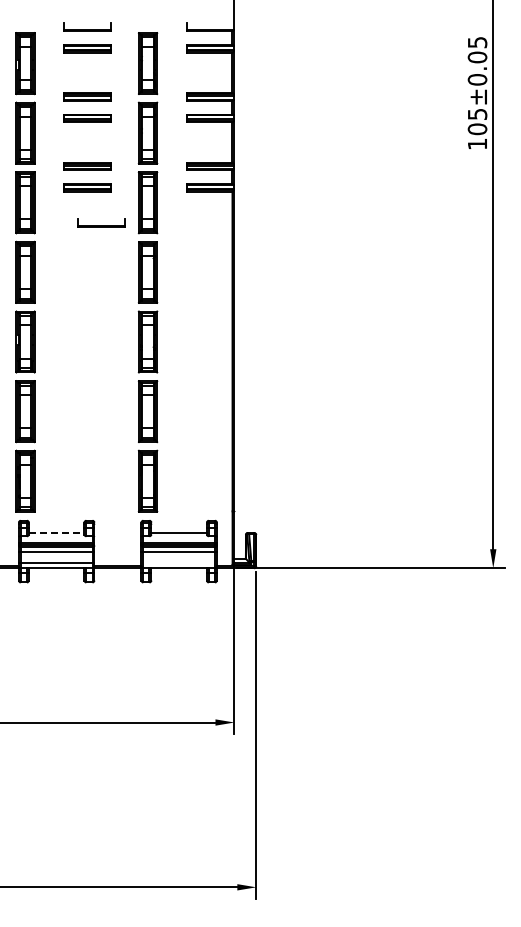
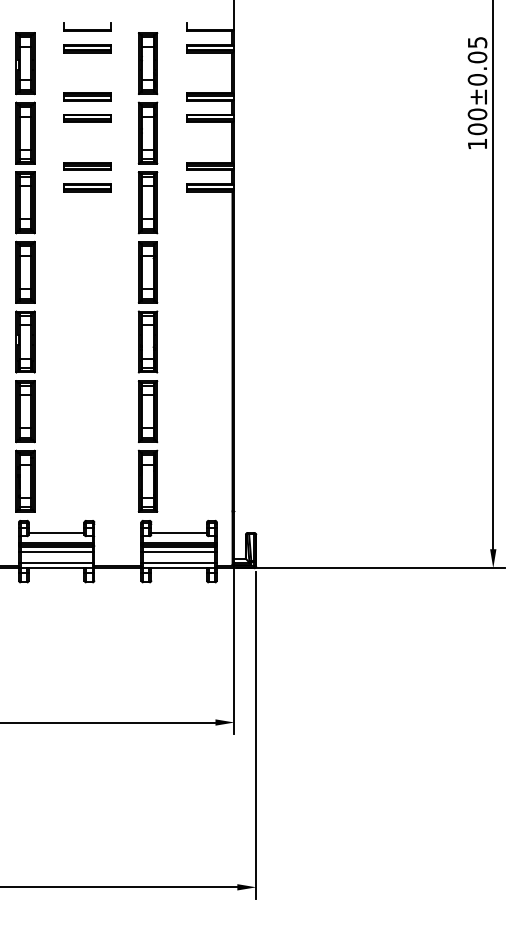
text: 105±0.05 -> 100±0.05 (477, 114)
part: present -> none (101, 222)
line: dashed -> solid (56, 533)
line: none -> present (178, 563)
